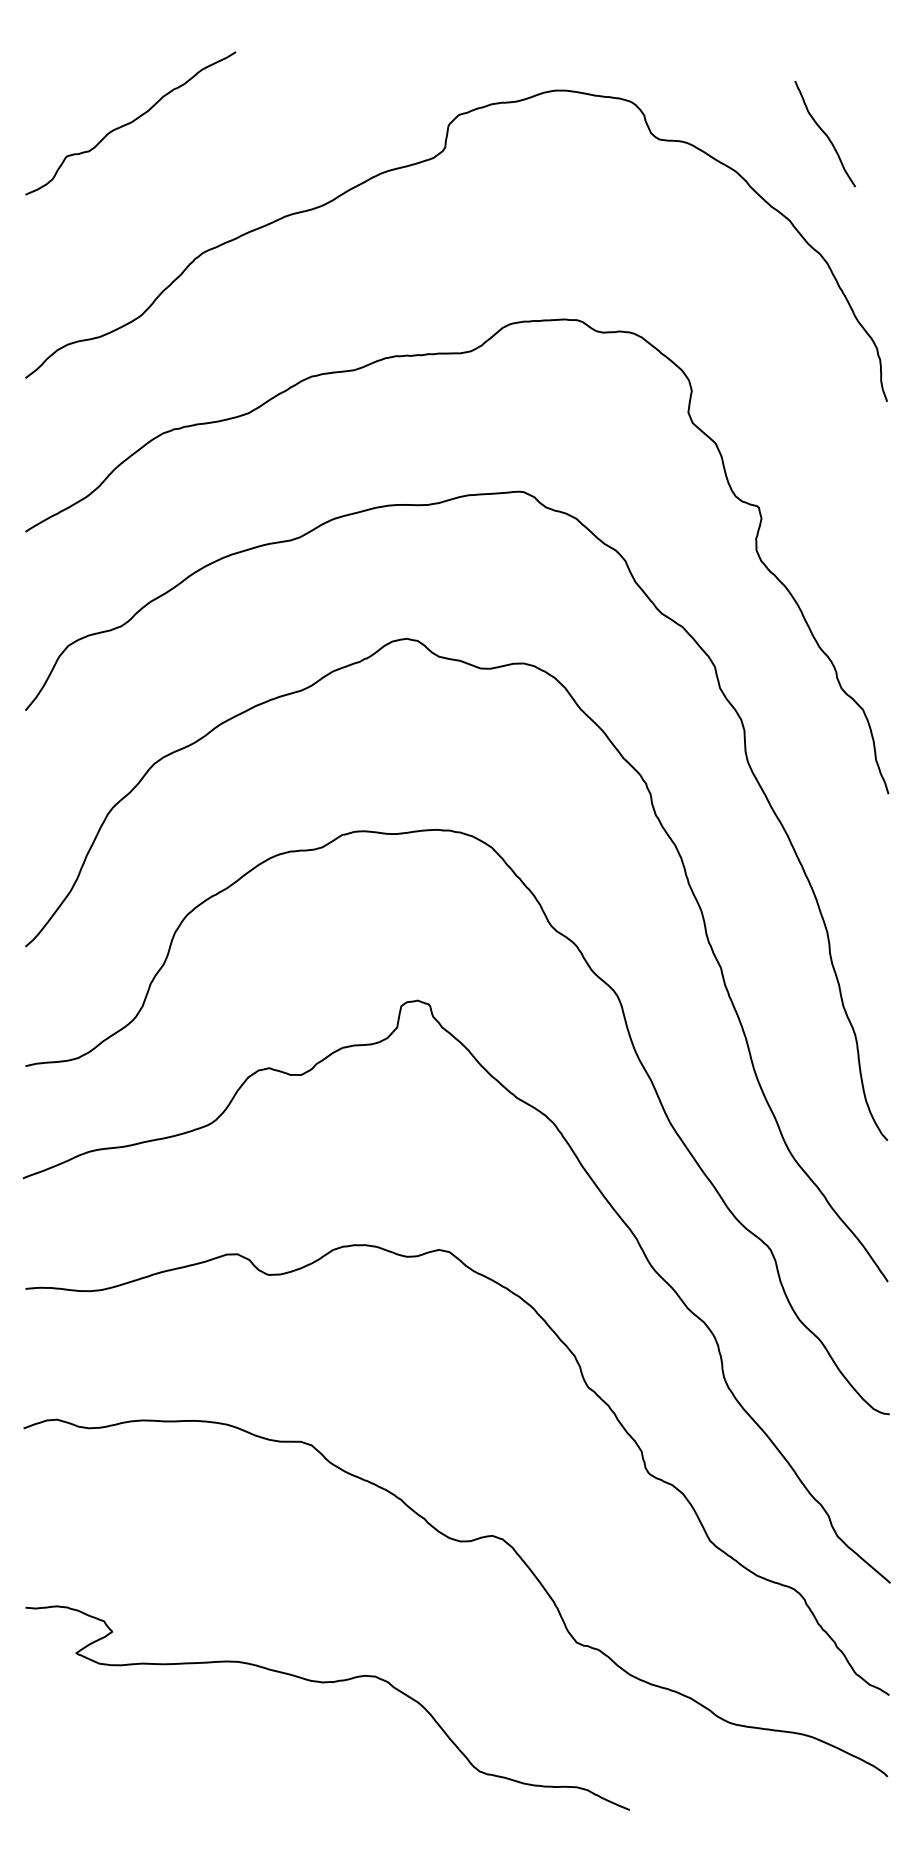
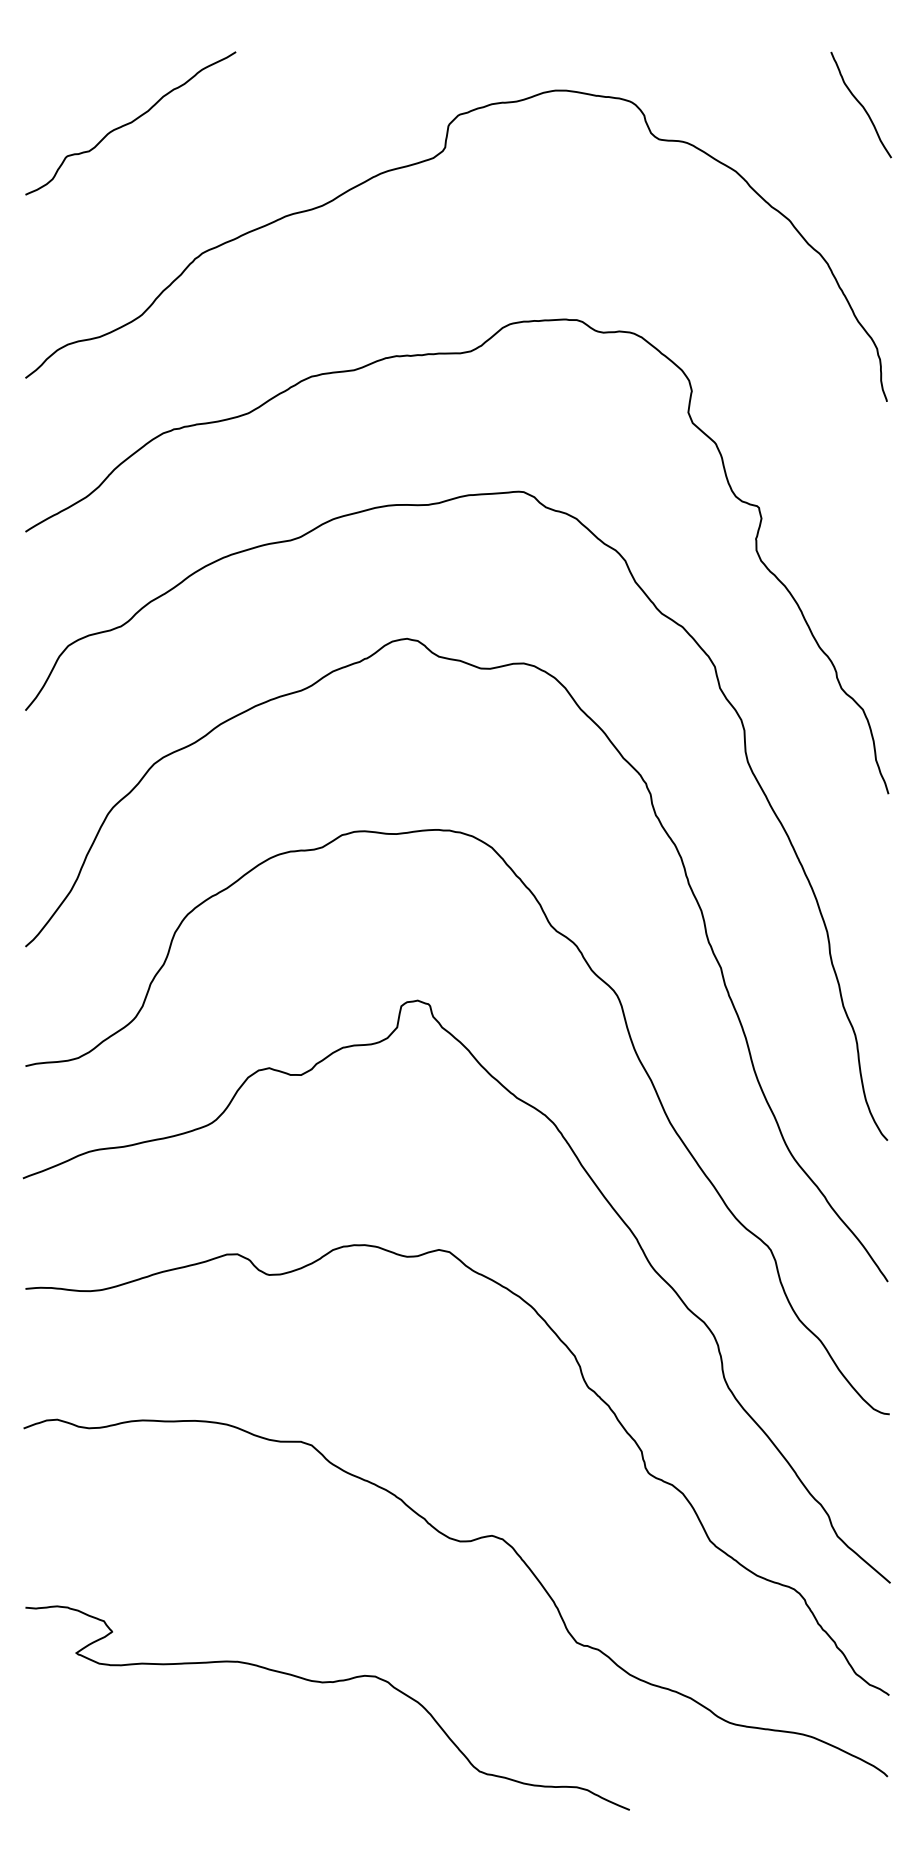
curve position: (824, 133) -> (860, 104) (860, 104)
